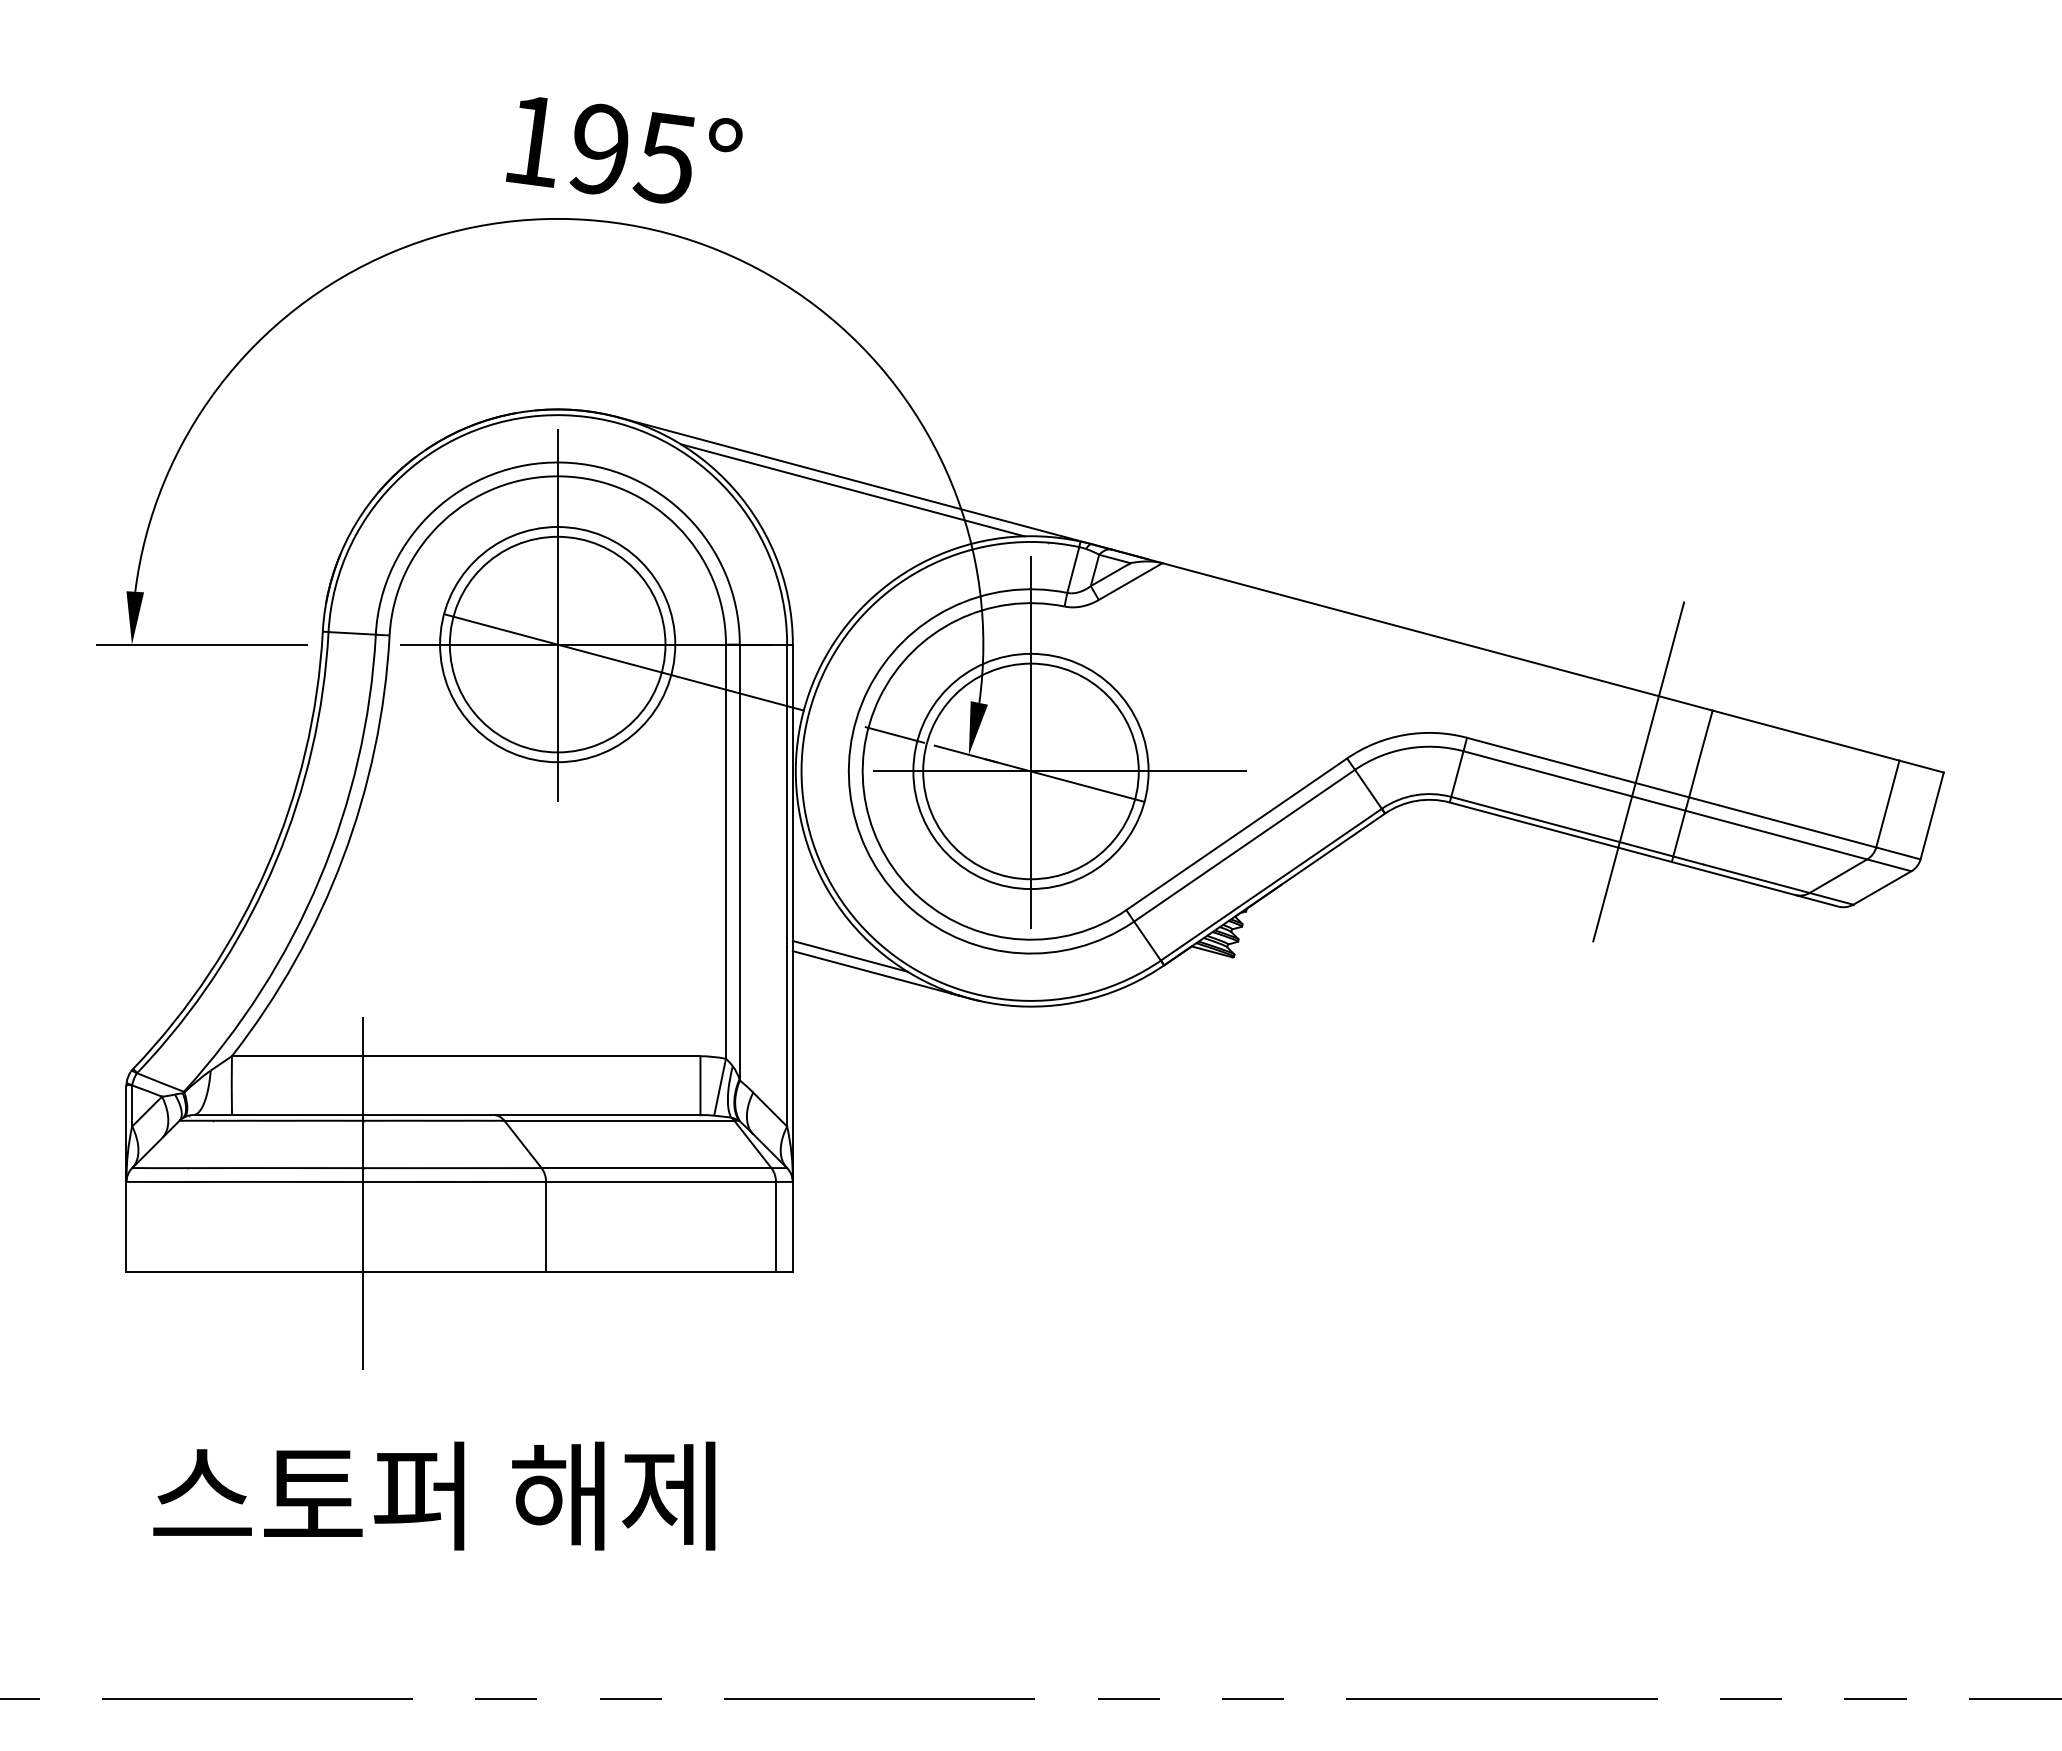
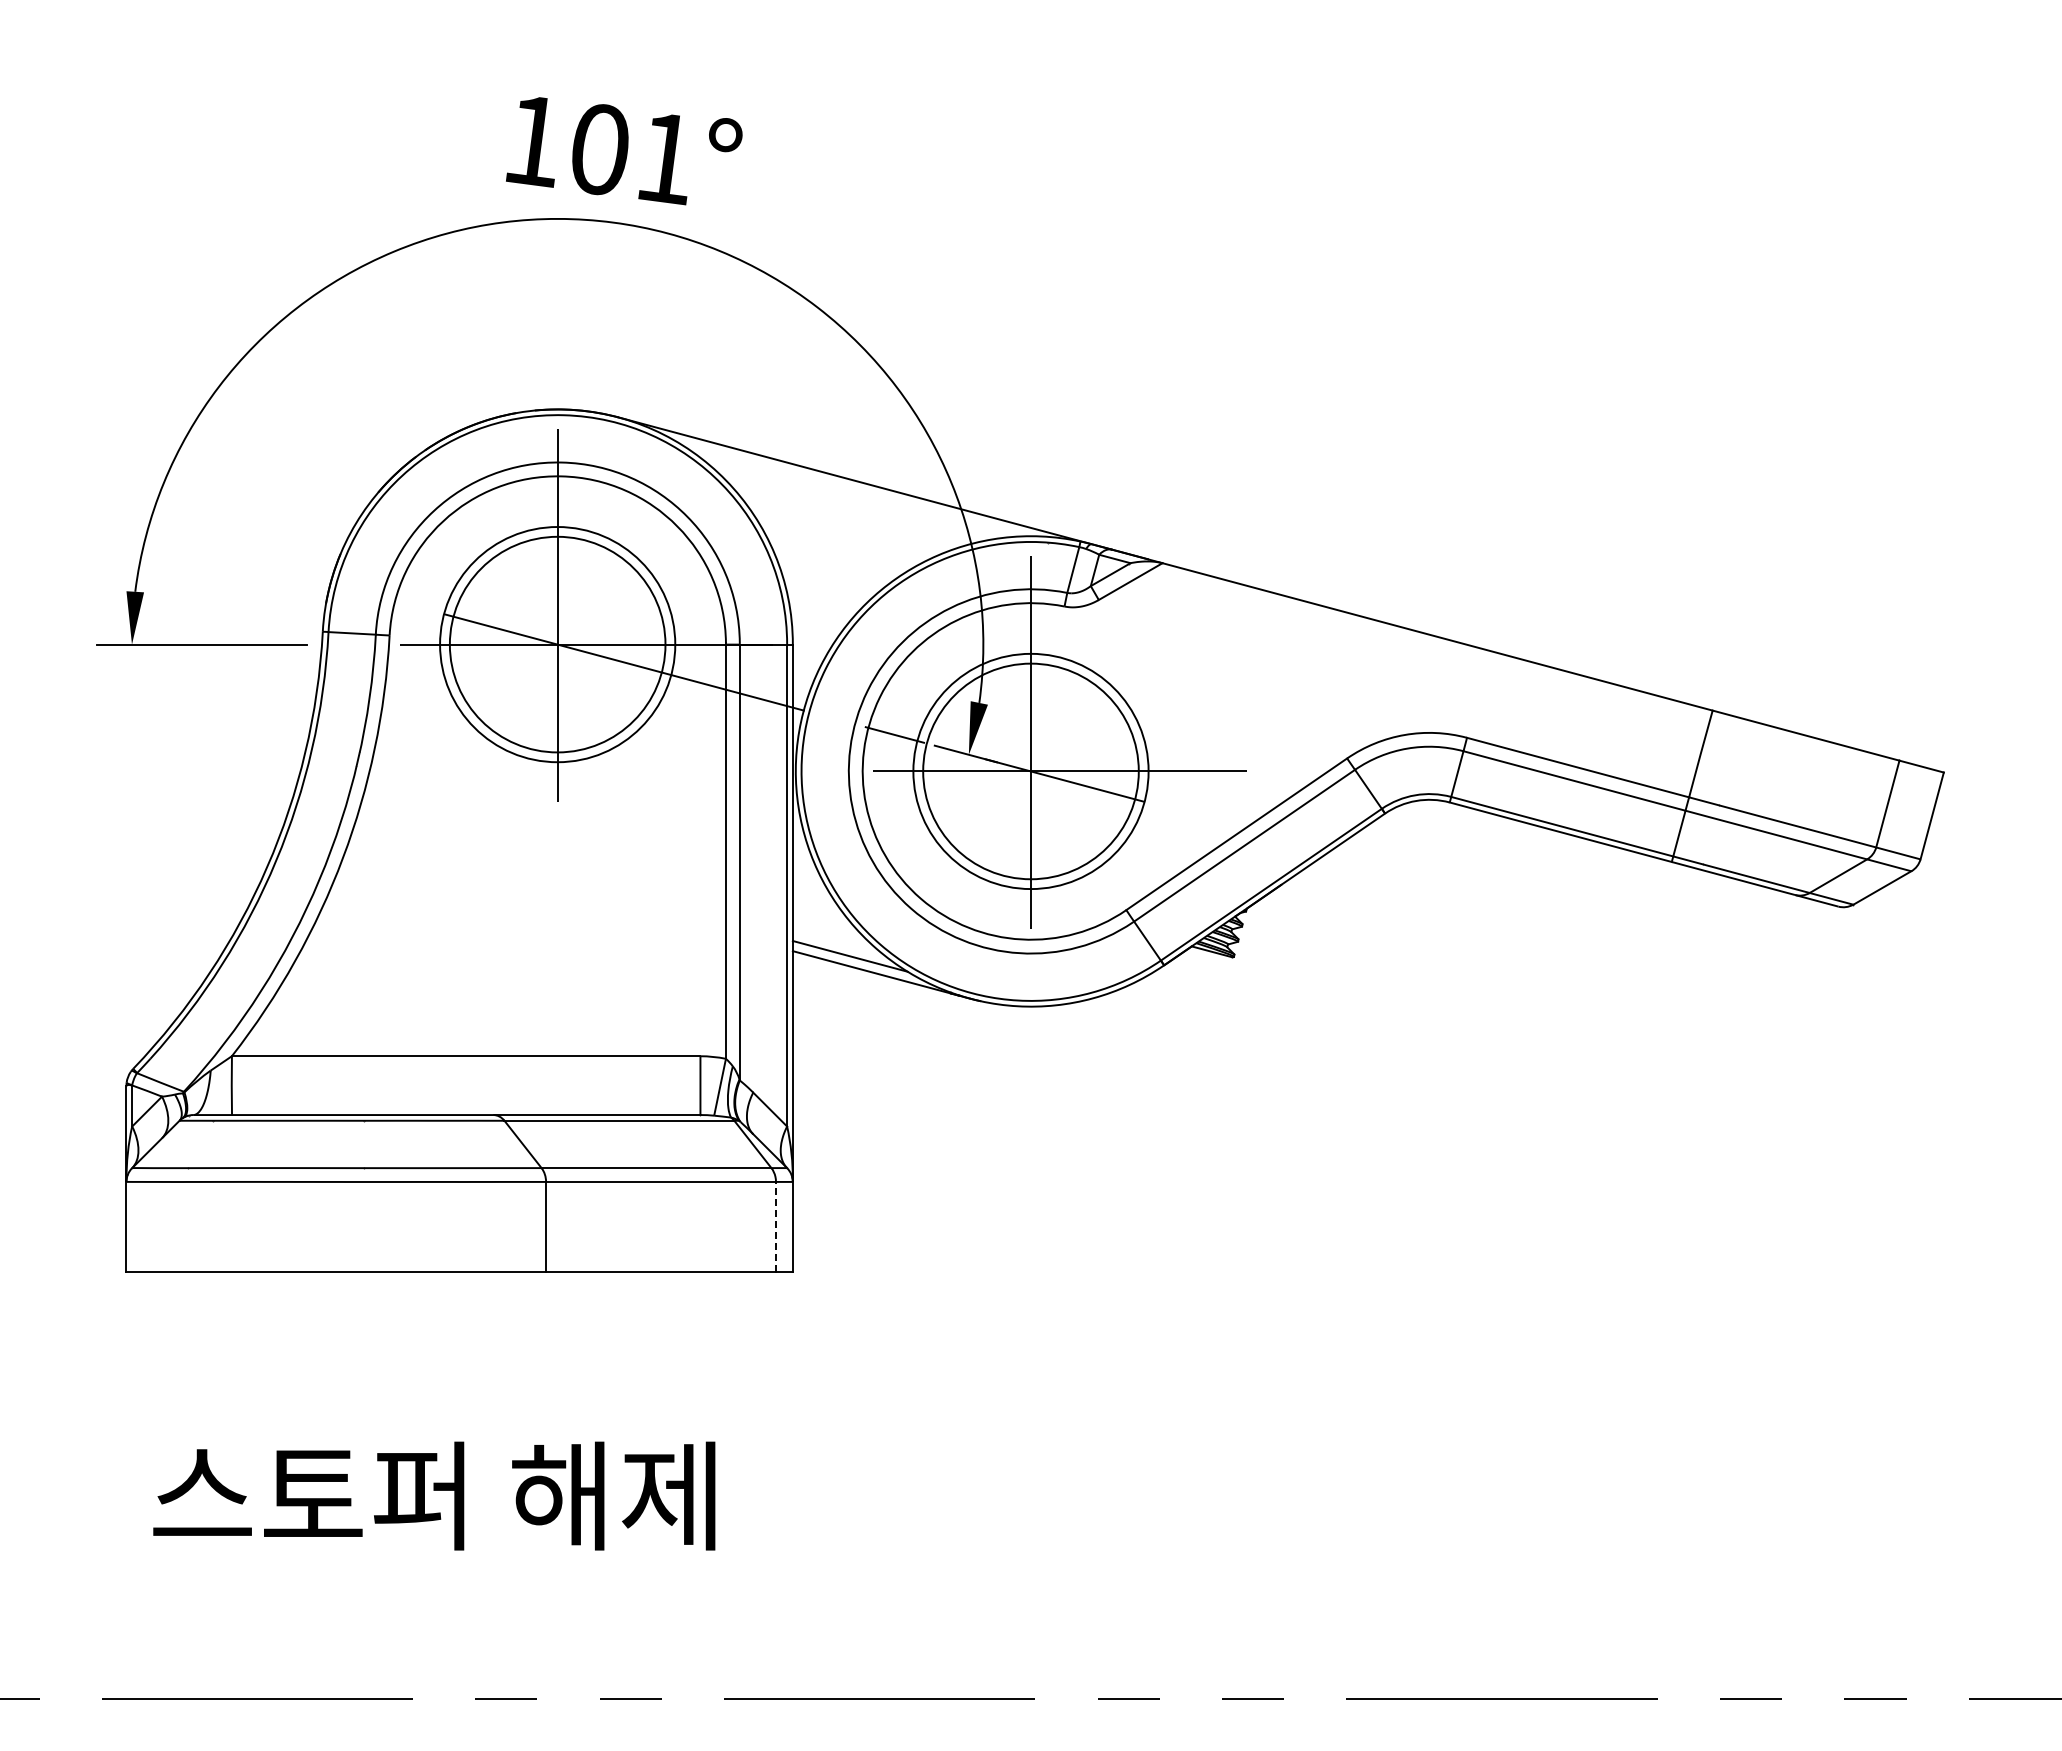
text: 195° -> 101° (631, 154)
line: present -> none (852, 490)
line: present -> none (1638, 771)
line: present -> none (362, 1193)
line: solid -> dashed (775, 1226)
